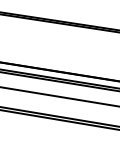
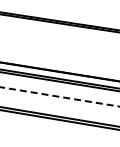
line: solid -> dashed (59, 96)
